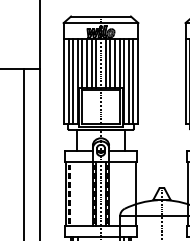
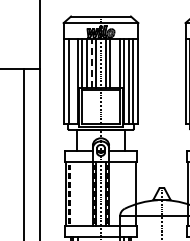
line: solid -> dashed (91, 62)
line: present -> none (114, 63)
line: present -> none (73, 81)
